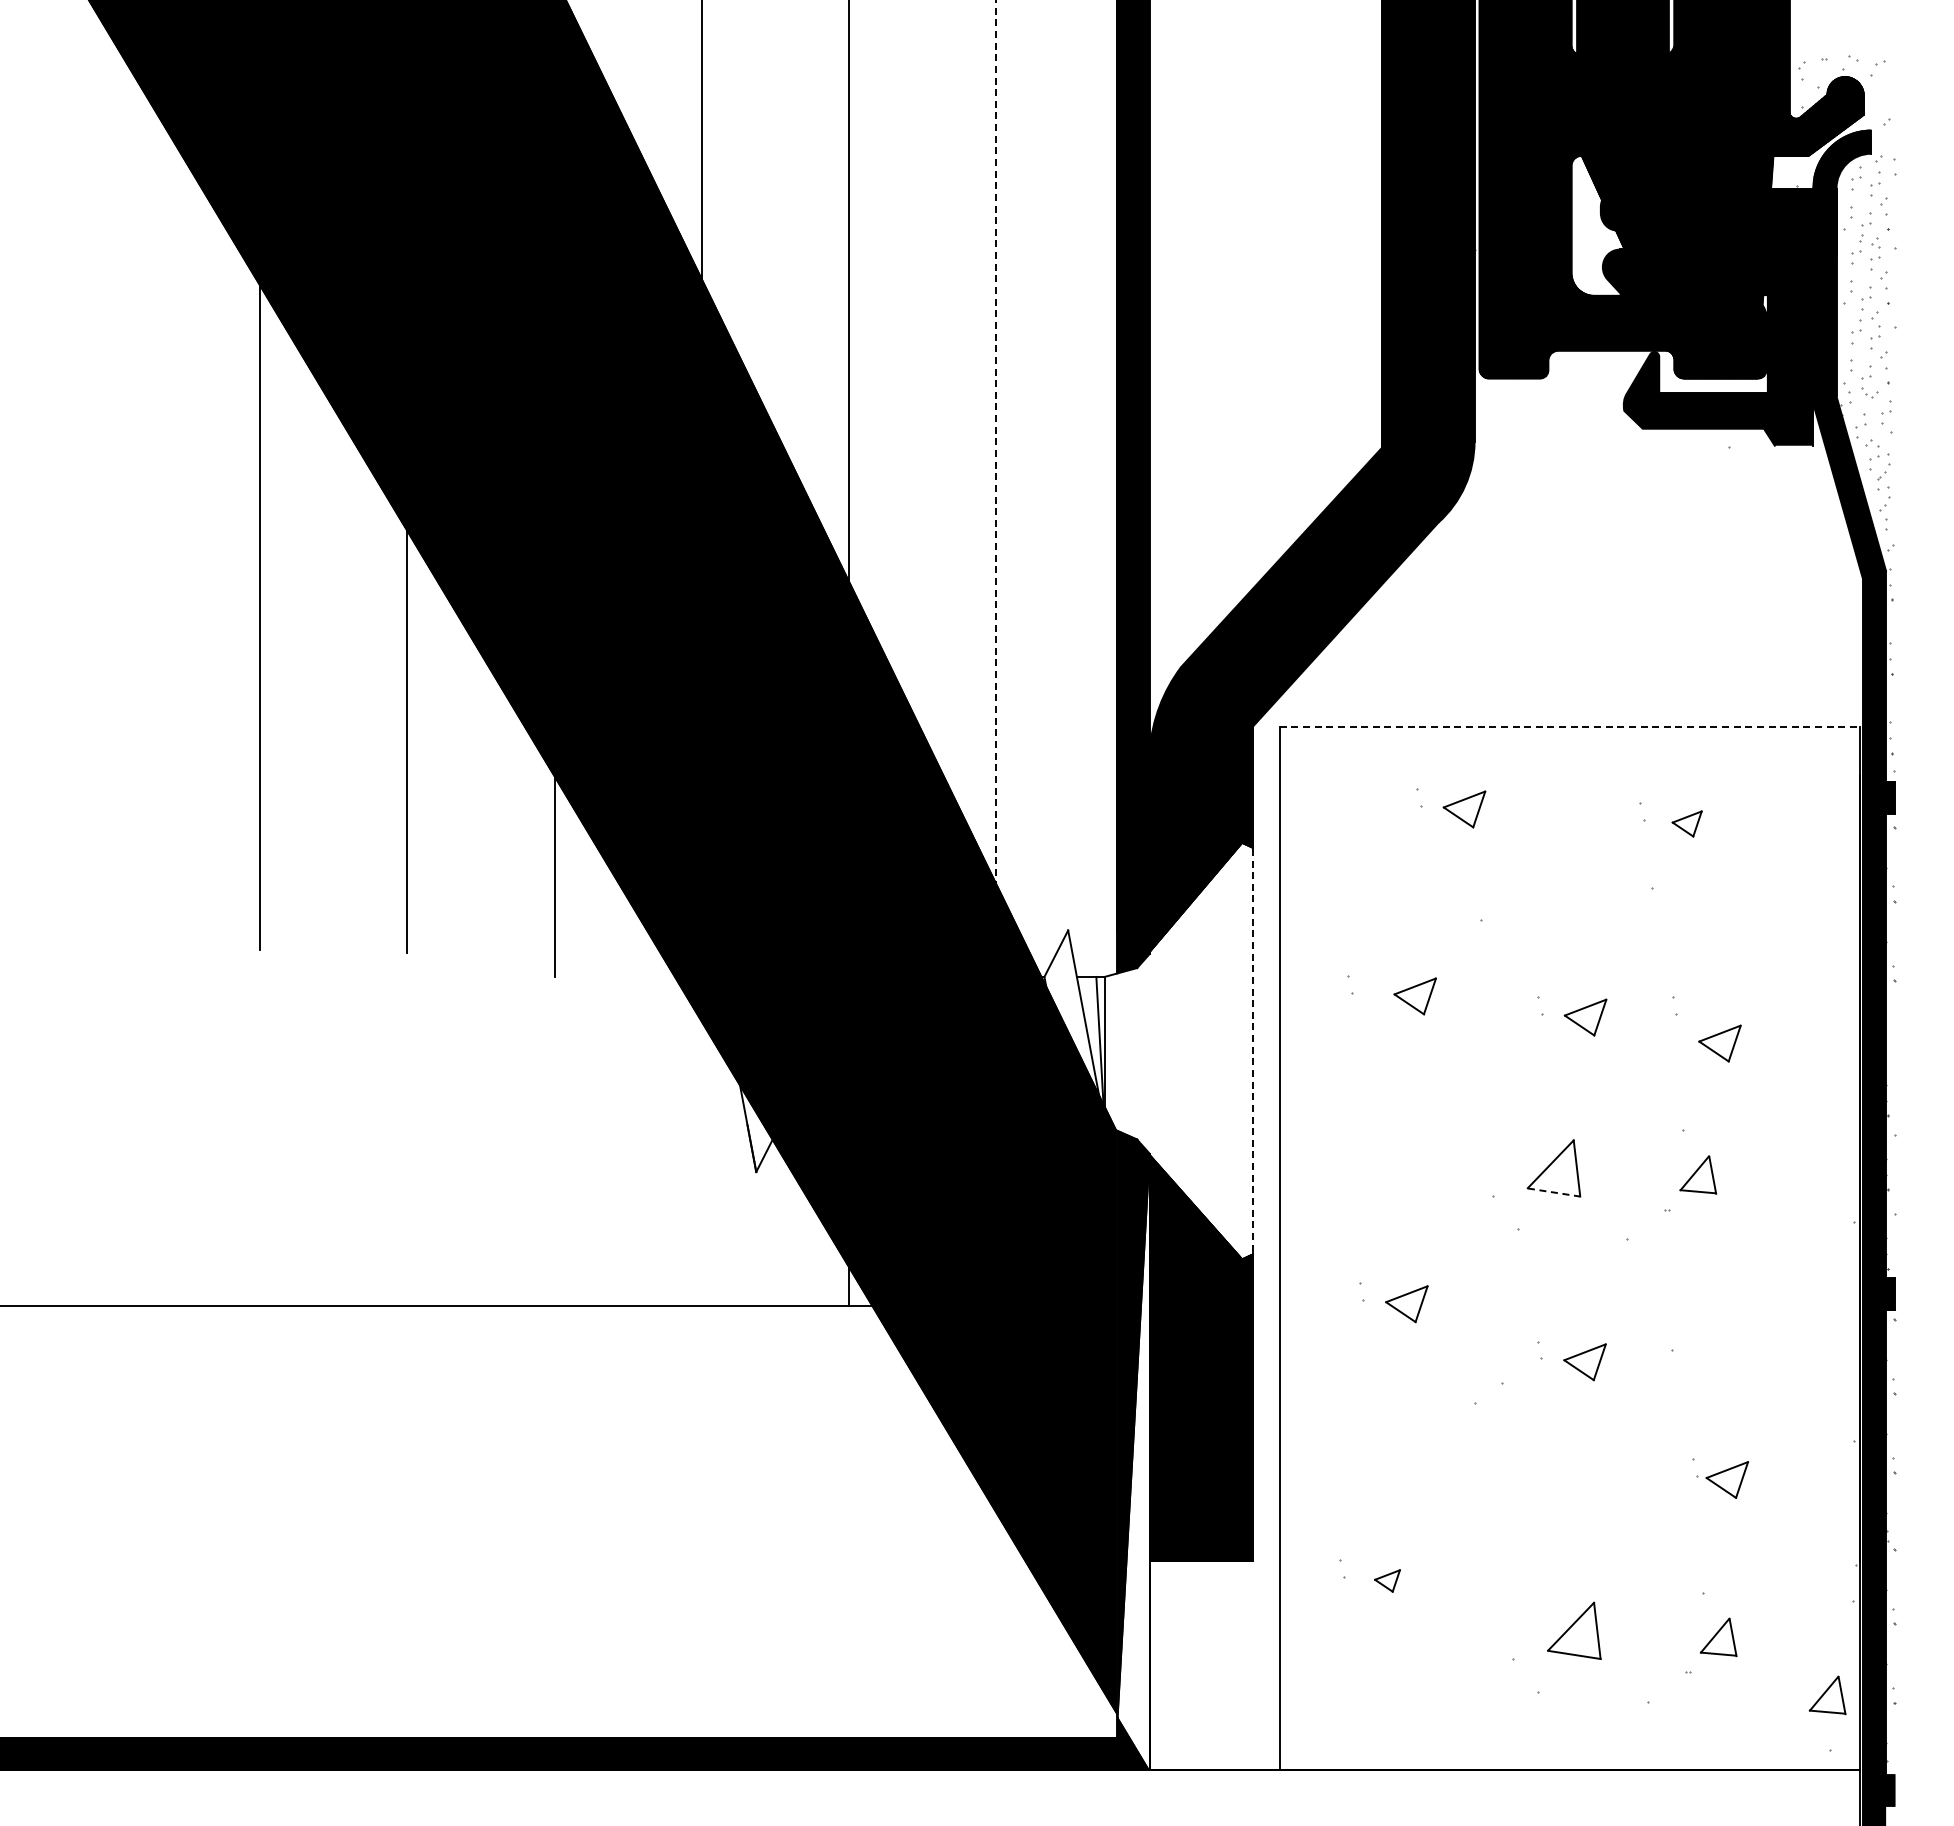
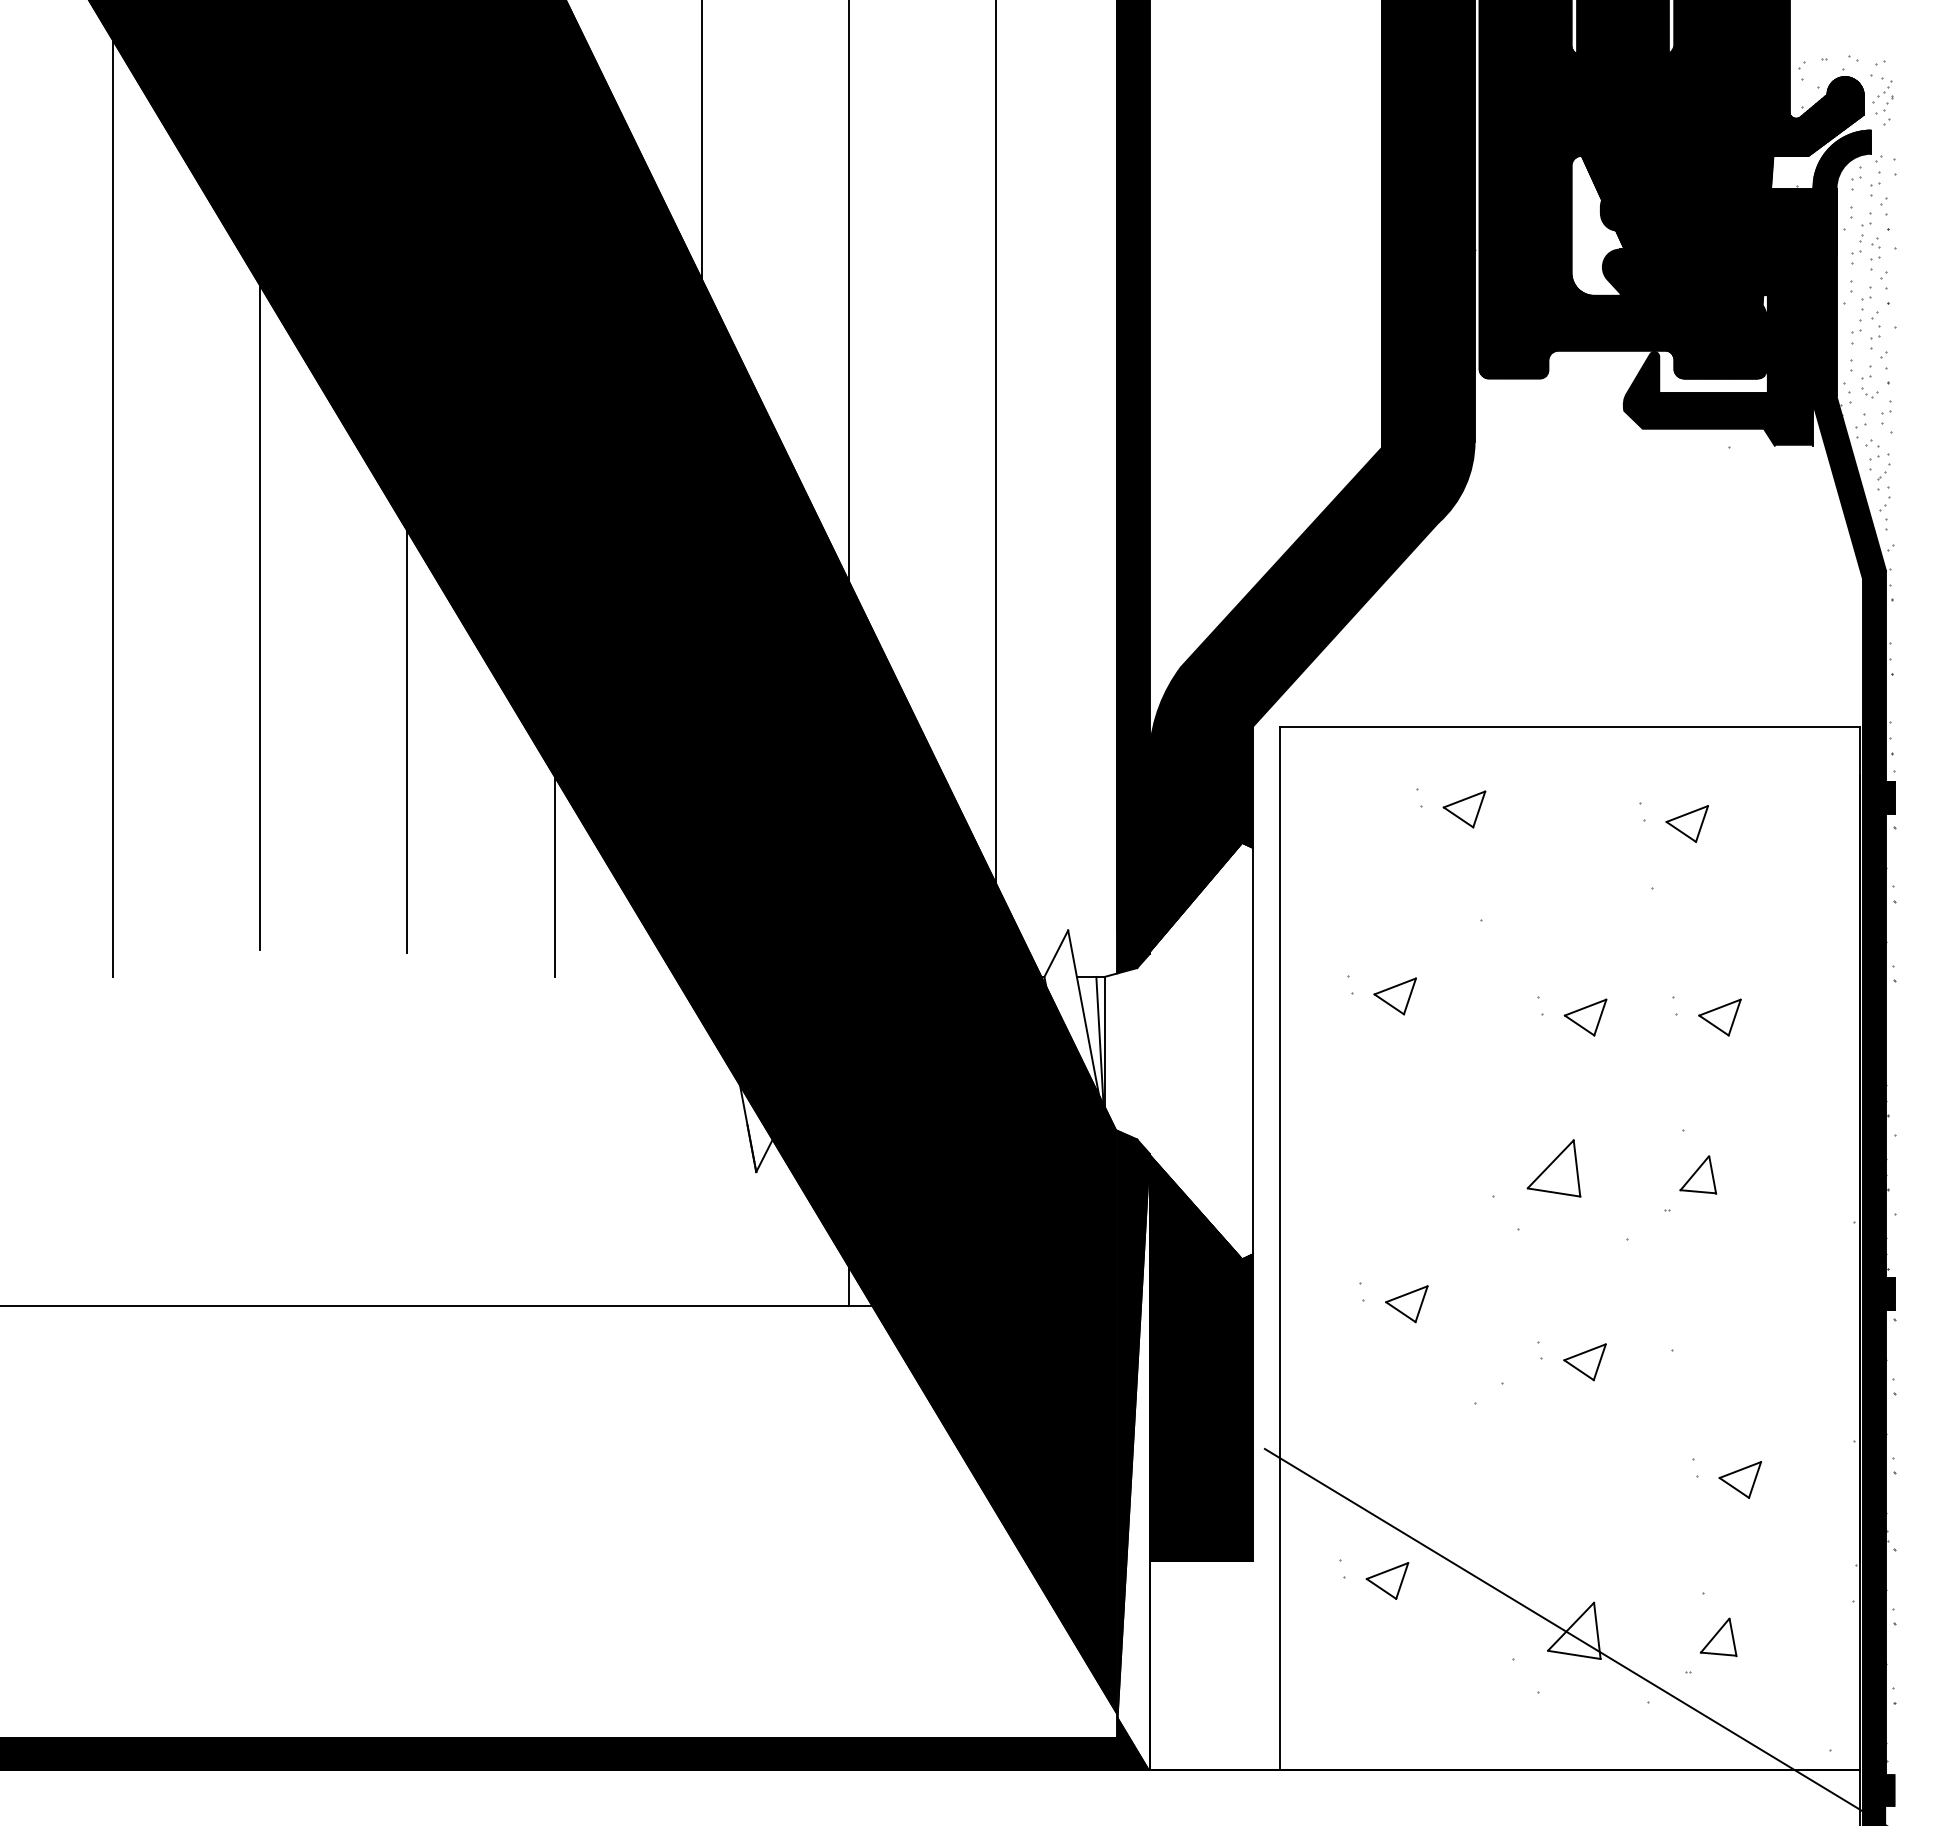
part: none -> present (1882, 95)
line: none -> present (112, 489)
line: dashed -> solid (996, 489)
line: dashed -> solid (1569, 727)
part size: 32x28 px -> 44x38 px (1686, 823)
part position: (1414, 996) -> (1394, 996) (1394, 996)
part position: (1719, 1043) -> (1719, 1017) (1719, 1017)
line: dashed -> solid (1253, 1051)
line: dashed -> solid (1554, 1192)
part position: (1726, 1479) -> (1739, 1479) (1739, 1479)
part size: 27x24 px -> 45x38 px (1387, 1580)
line: none -> present (1572, 1635)
part: present -> none (1827, 1695)
